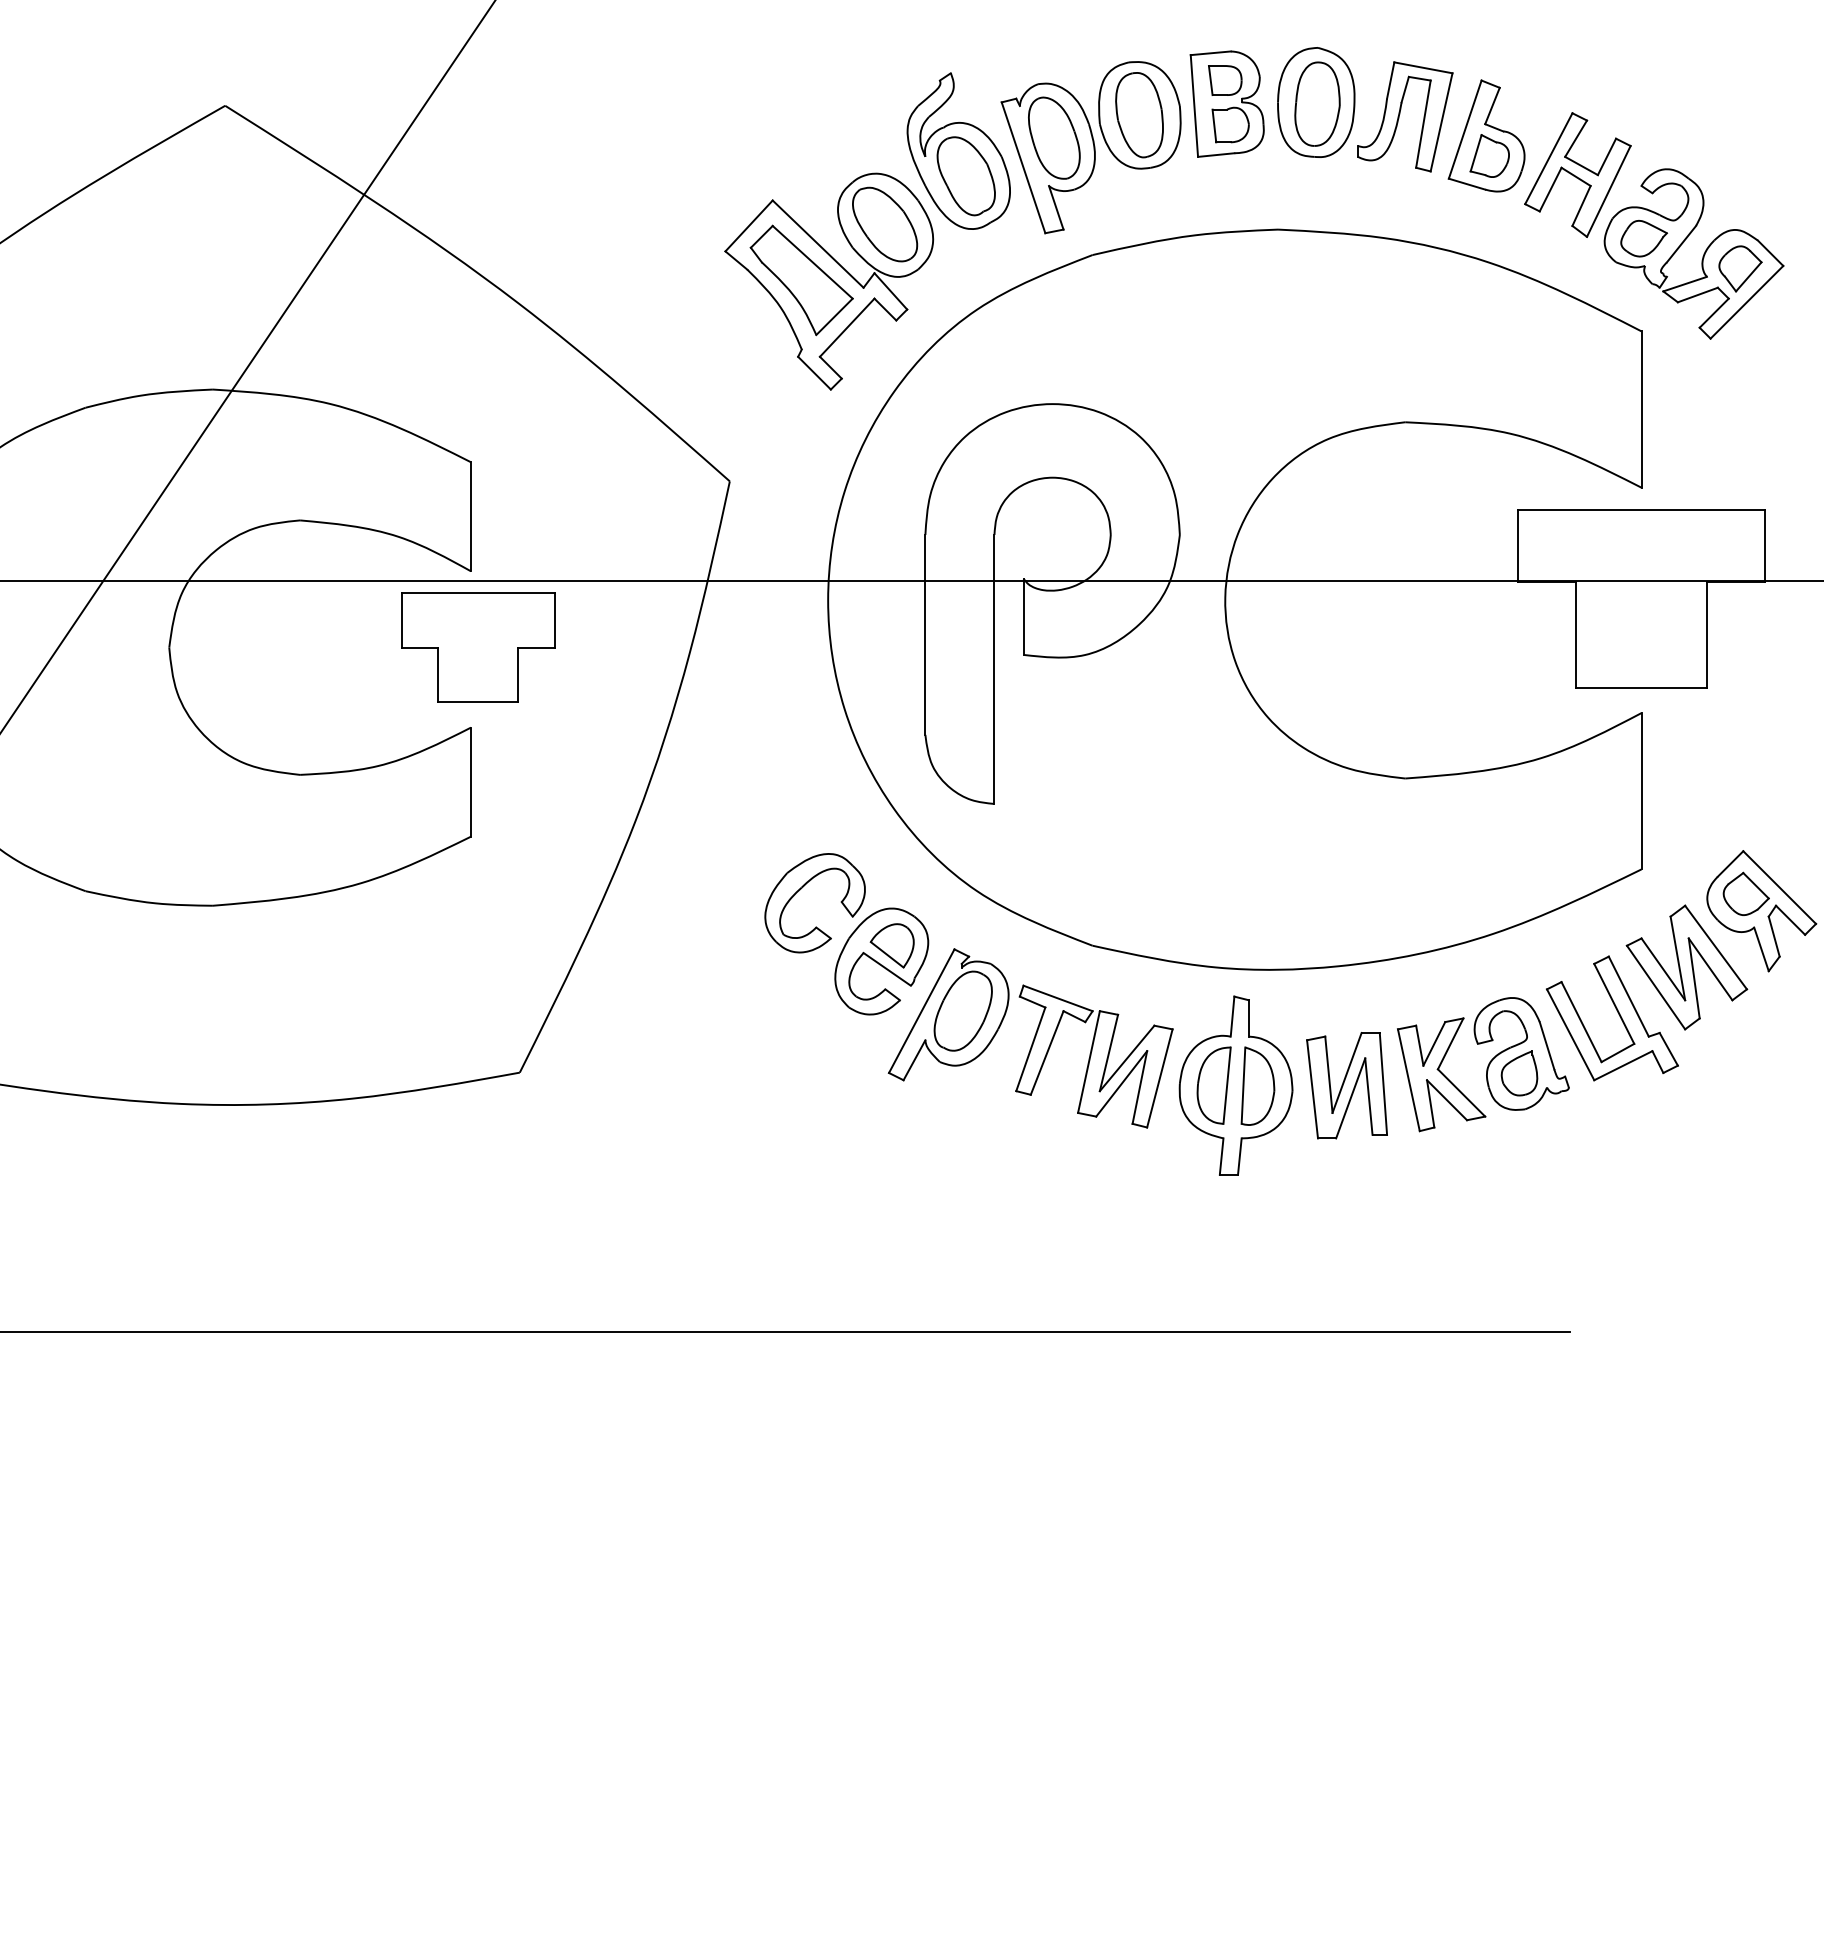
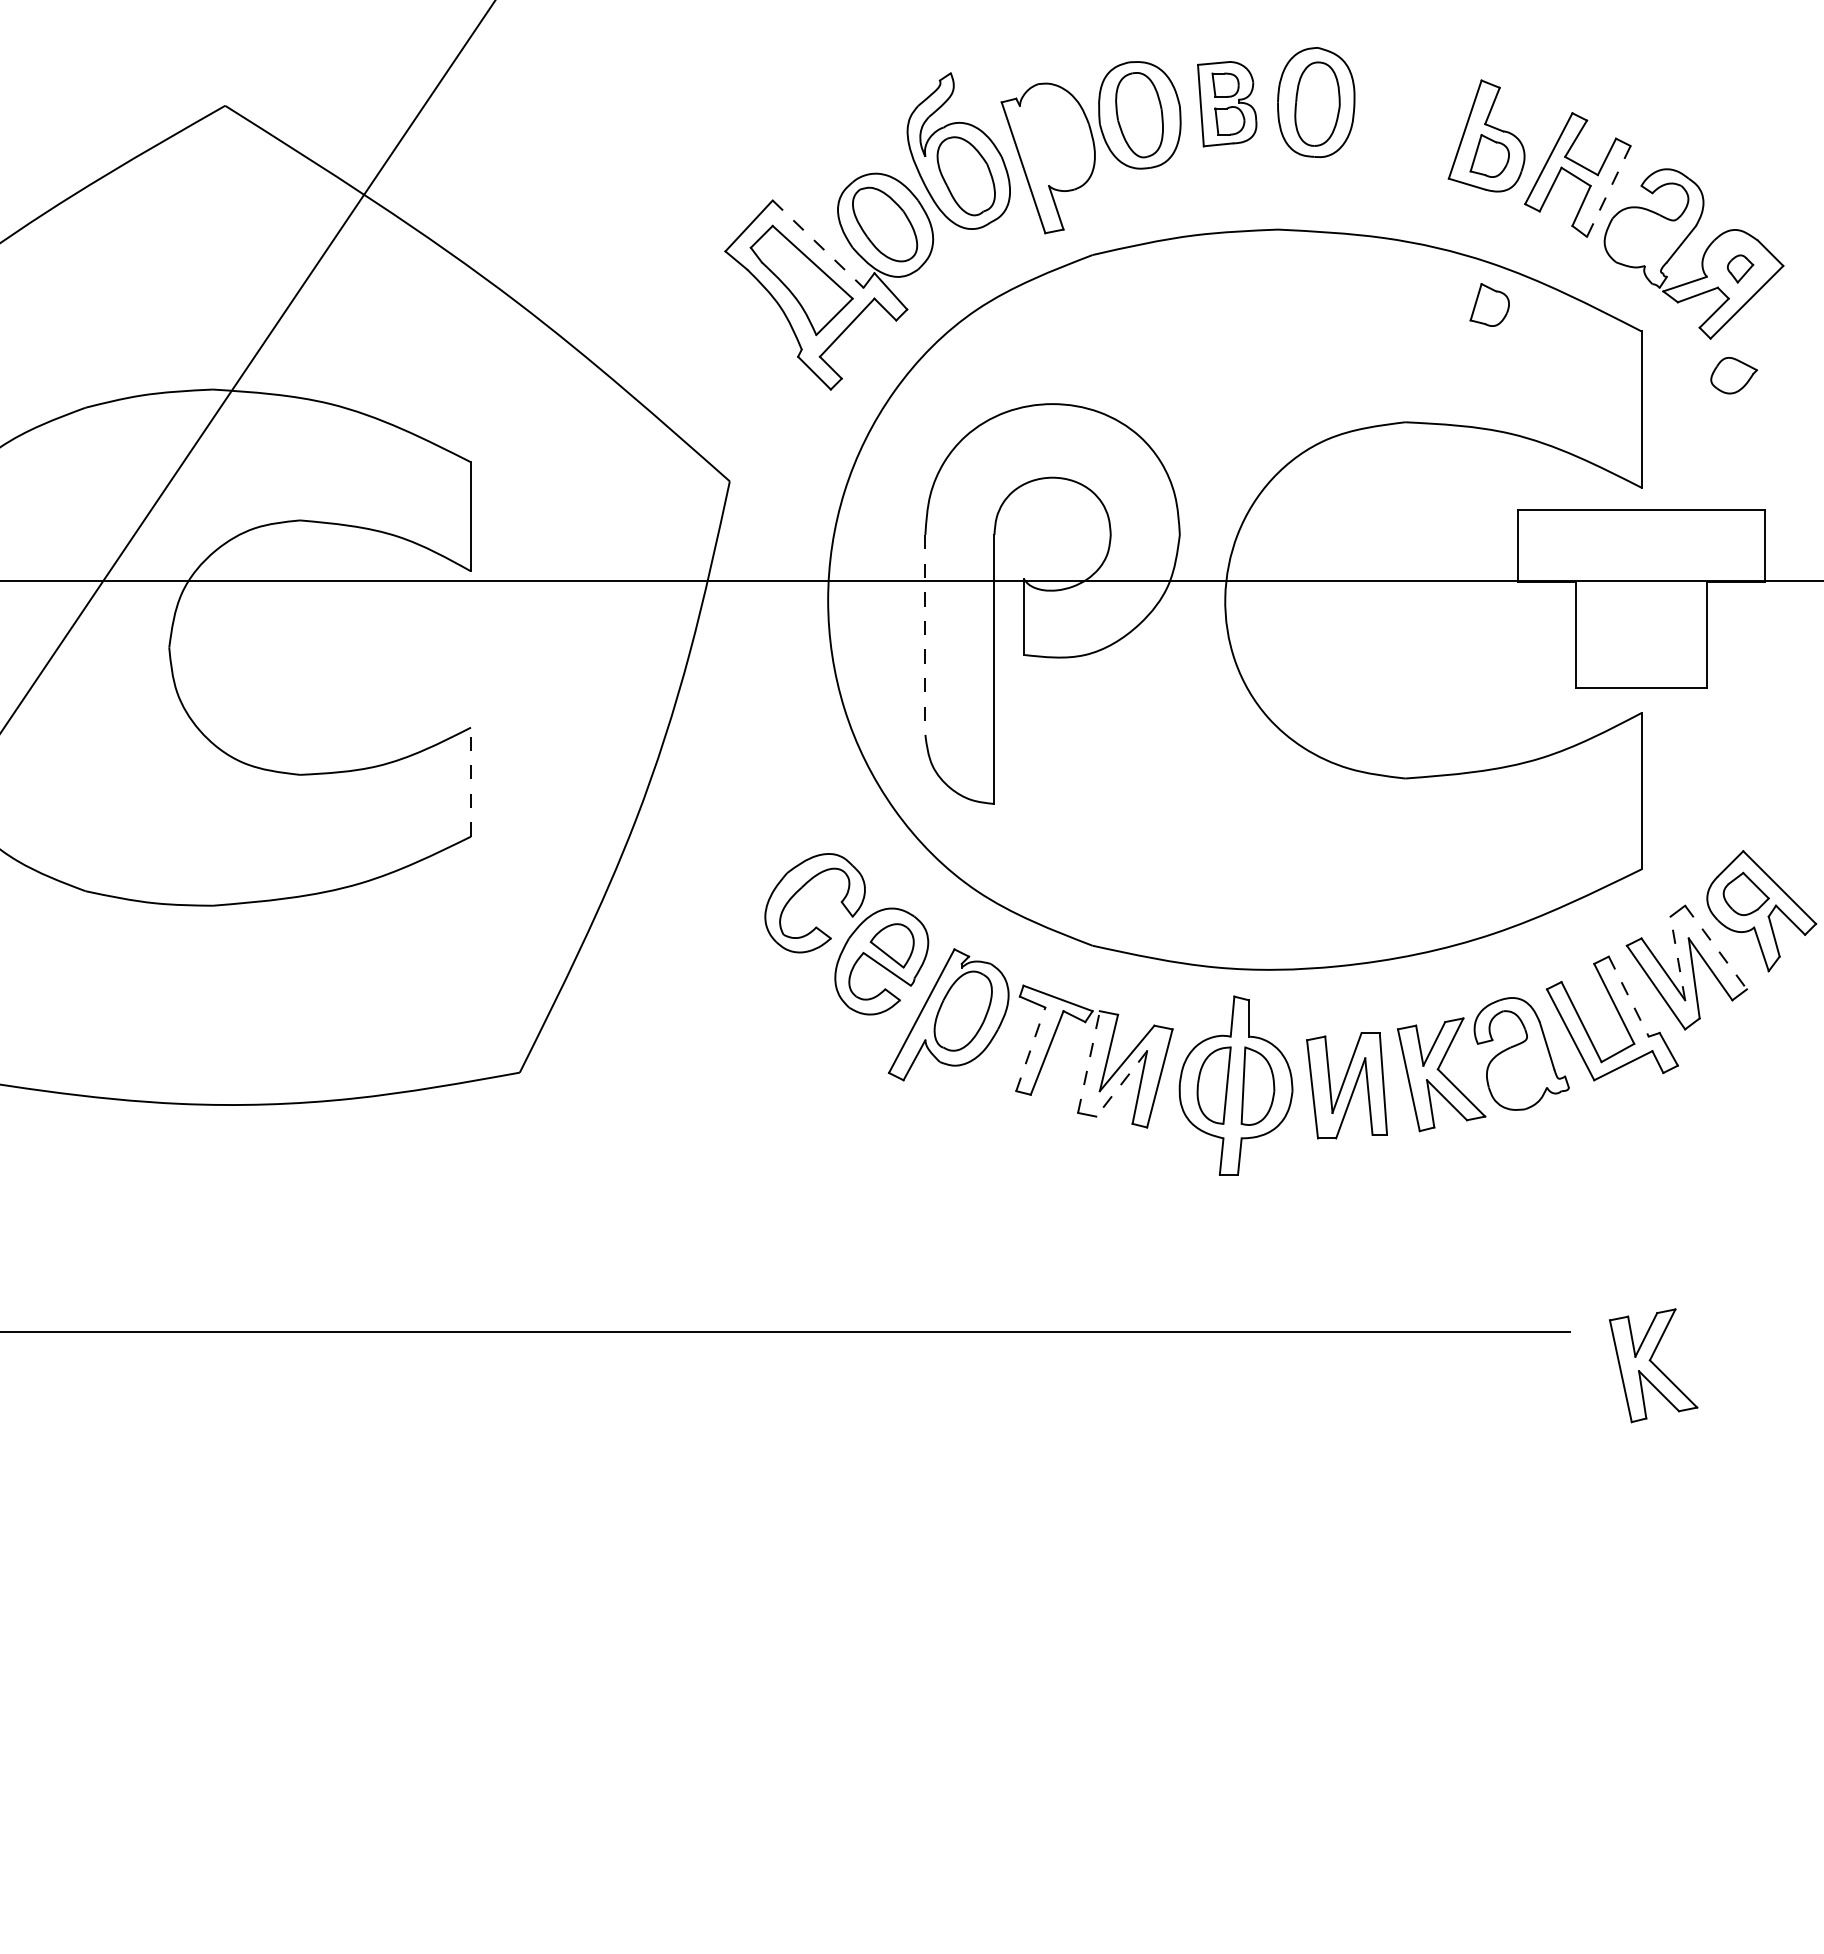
part size: 76x108 px -> 61x87 px (1227, 104)
part: present -> none (1405, 116)
part: present -> none (1054, 137)
line: solid -> dashed (1608, 191)
part position: (1643, 238) -> (1733, 375) (1733, 375)
line: solid -> dashed (818, 244)
part size: 45x48 px -> 28x30 px (1740, 268)
part: none -> present (1489, 304)
line: solid -> dashed (925, 634)
part: present -> none (478, 647)
line: solid -> dashed (470, 782)
line: solid -> dashed (1716, 947)
line: solid -> dashed (1677, 957)
line: solid -> dashed (1628, 996)
line: solid -> dashed (1030, 1048)
line: solid -> dashed (1089, 1061)
part: present -> none (1519, 1073)
line: solid -> dashed (1121, 1084)
part: none -> present (1653, 1365)
